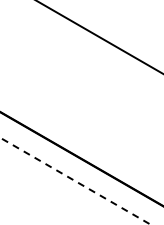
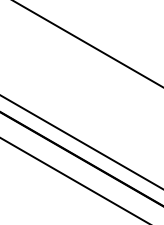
line position: (99, 37) -> (87, 43) (87, 43)
line: none -> present (81, 141)
line: dashed -> solid (75, 181)
